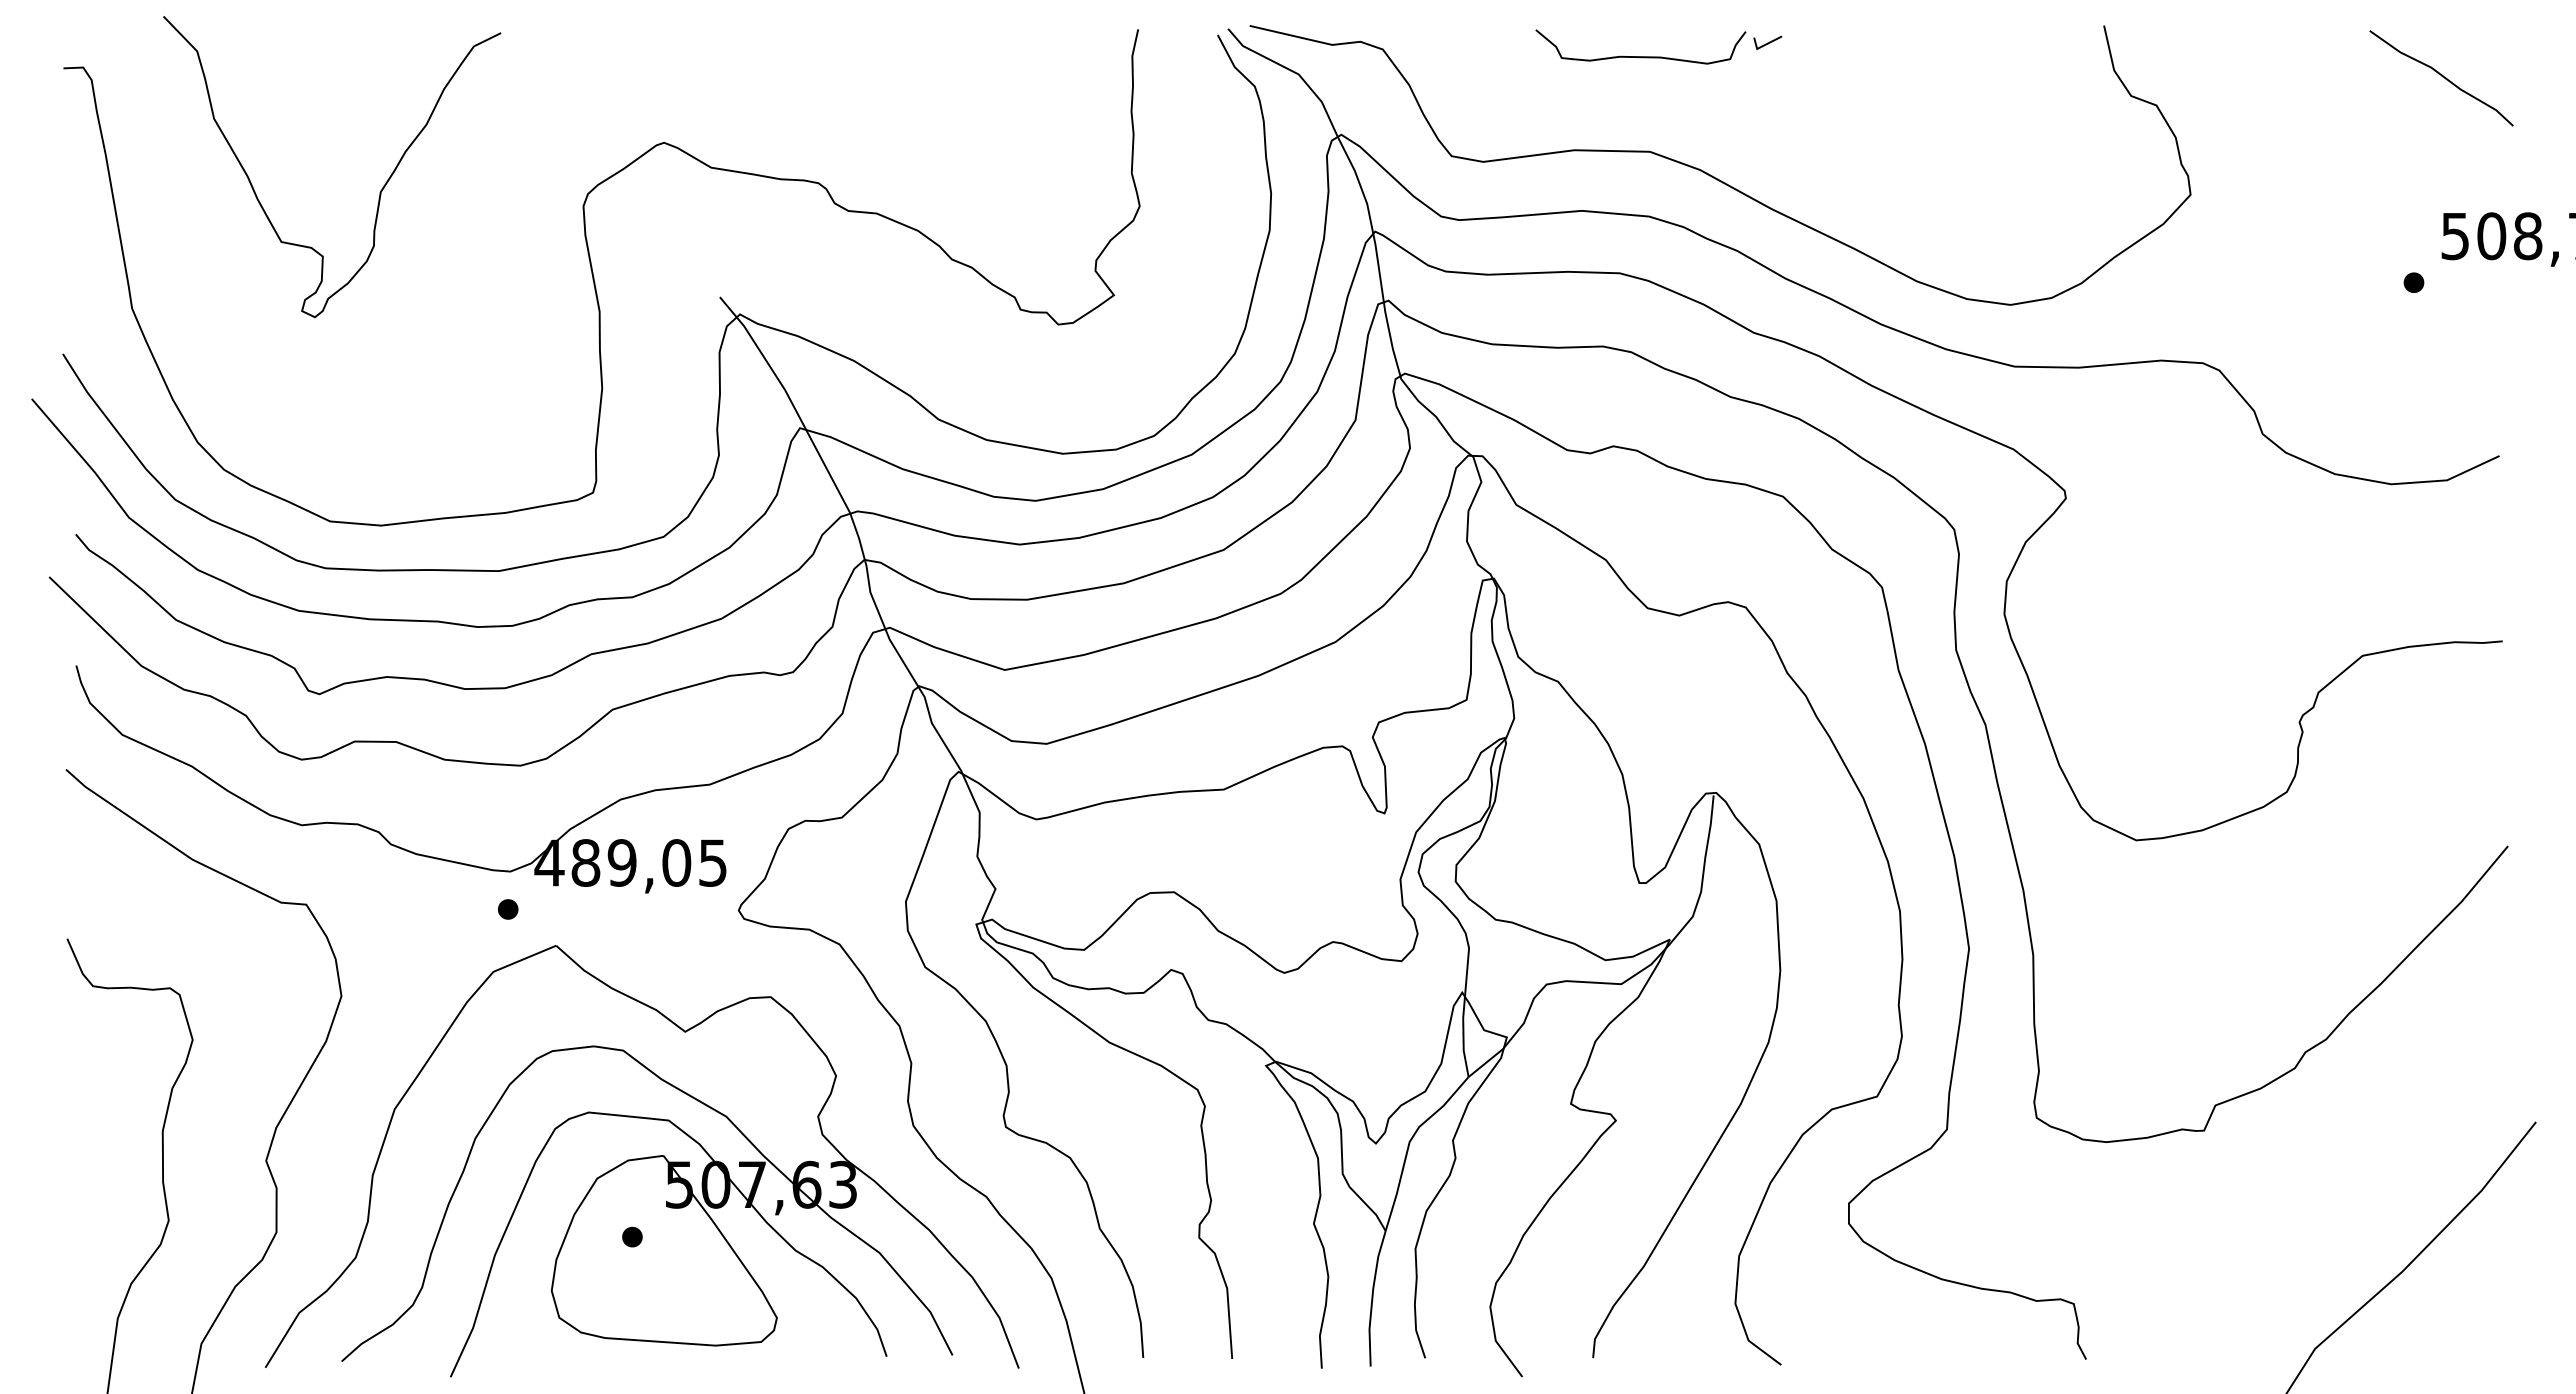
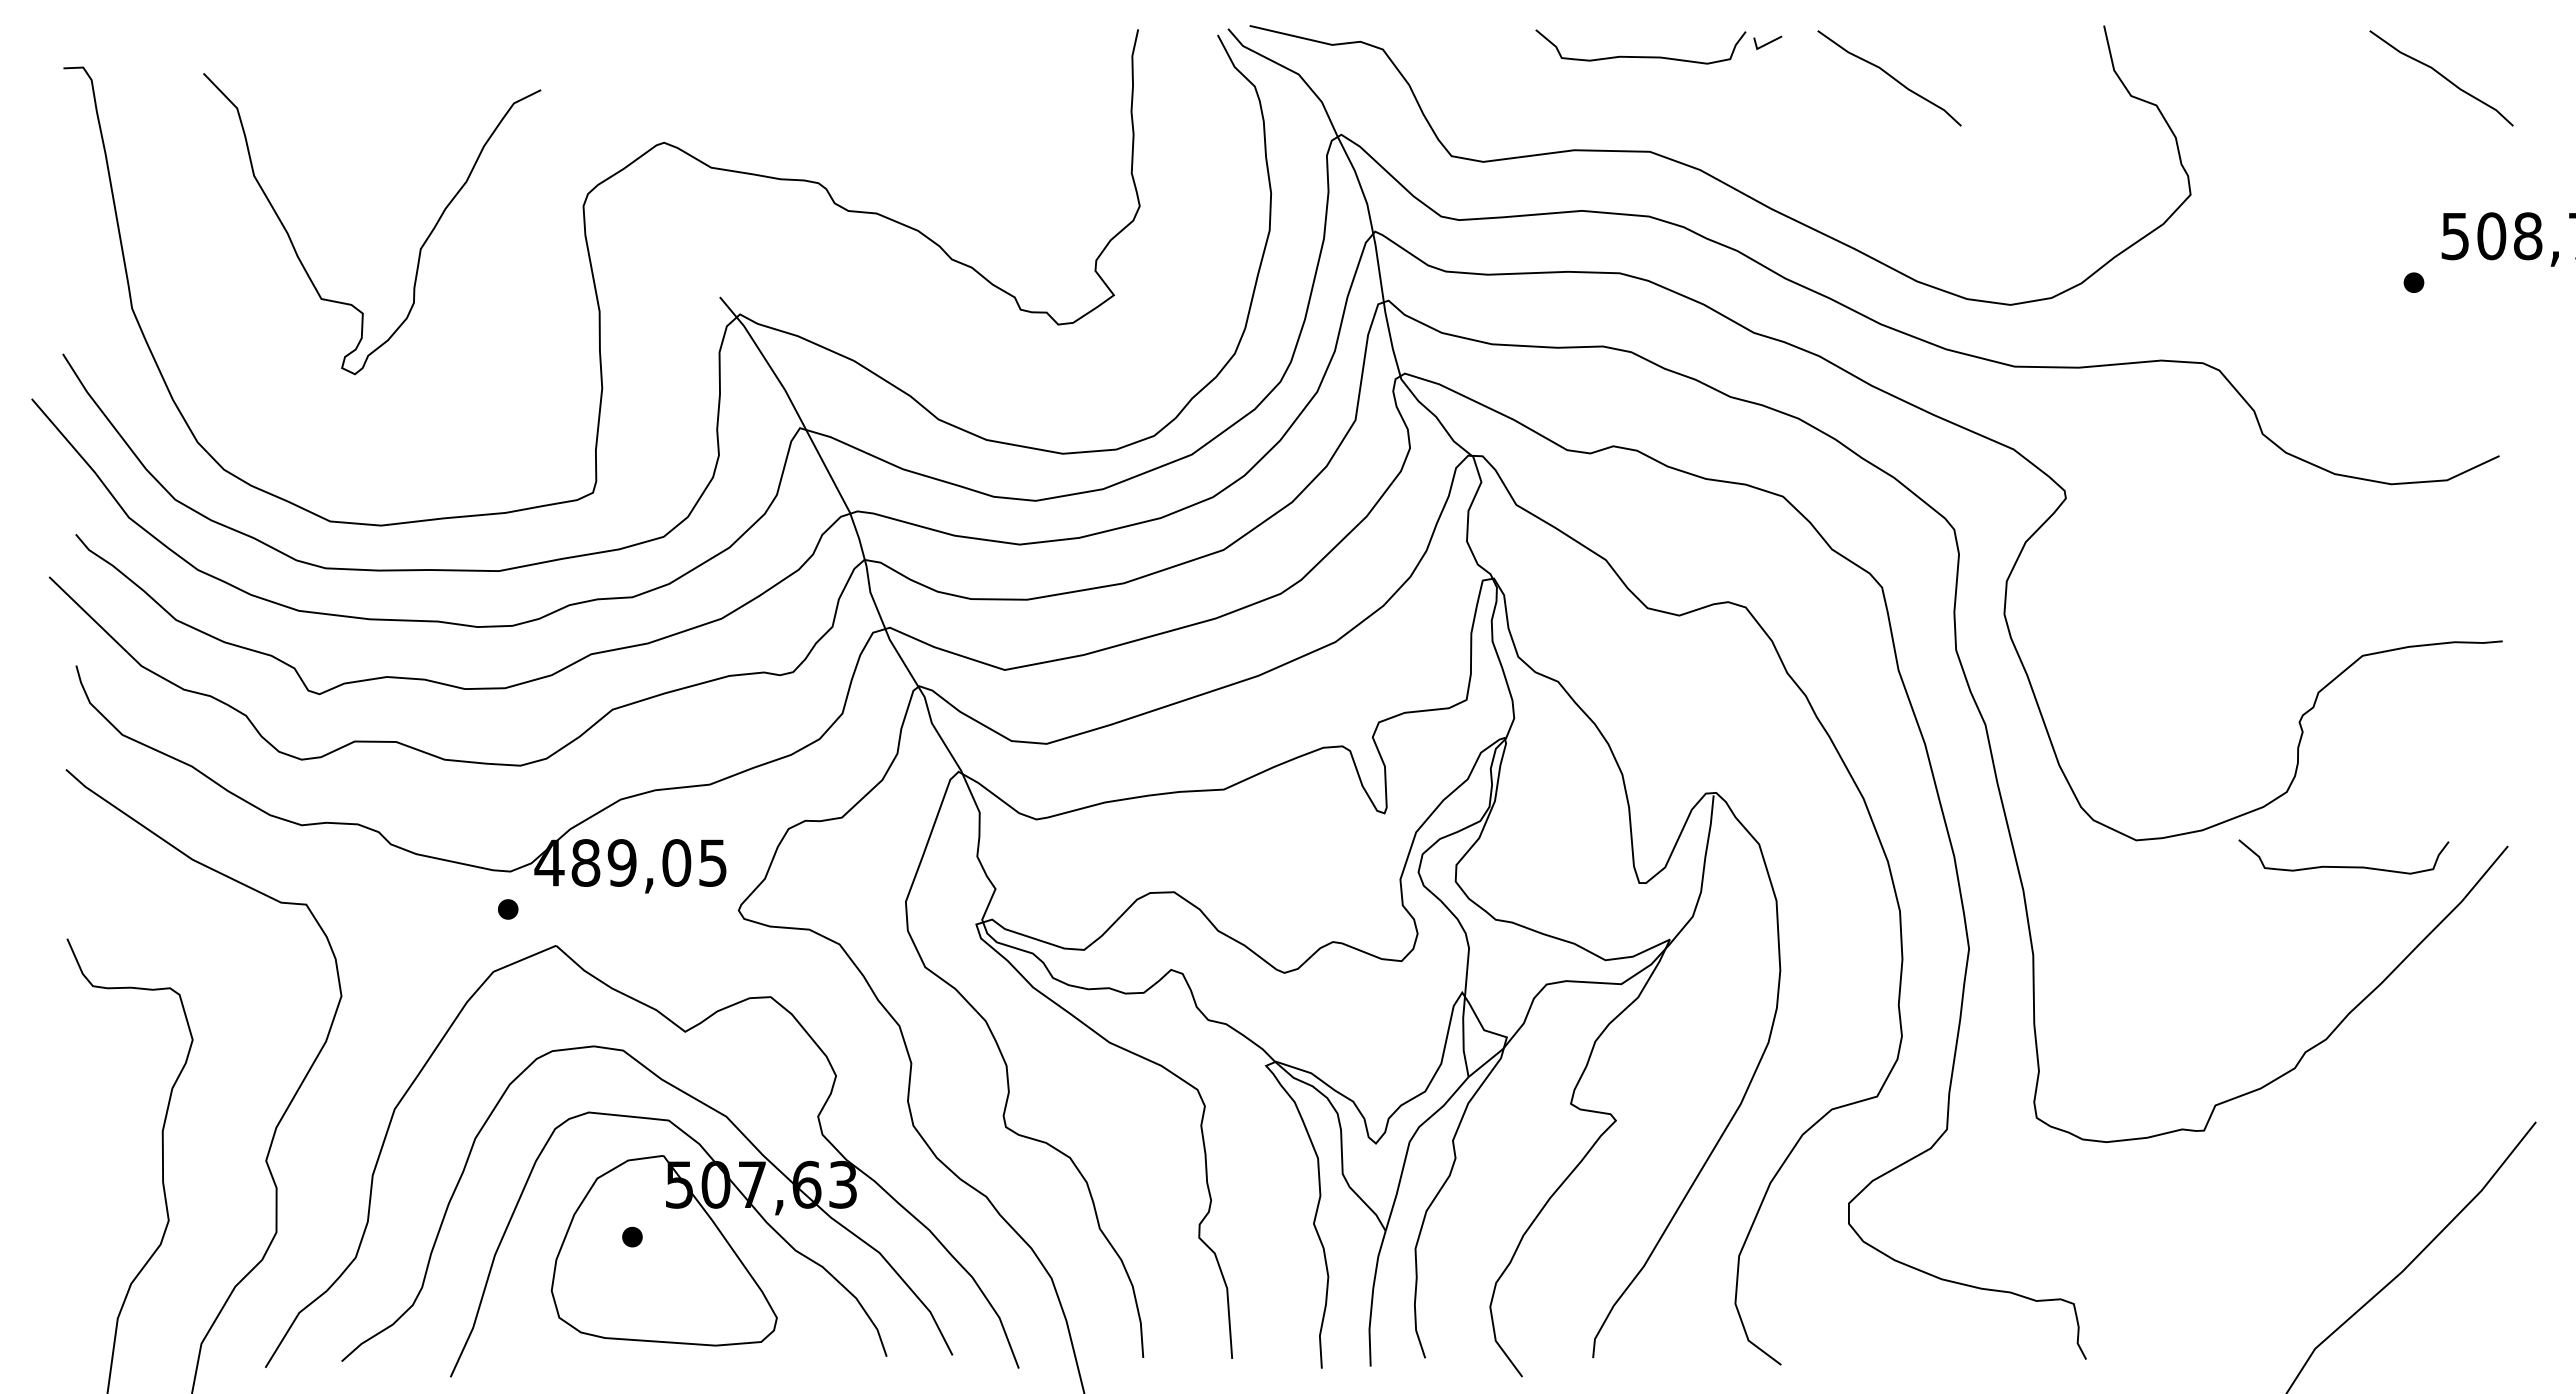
curve: none -> present (1890, 77)
curve position: (380, 190) -> (420, 247) (420, 247)
curve: none -> present (2343, 866)
